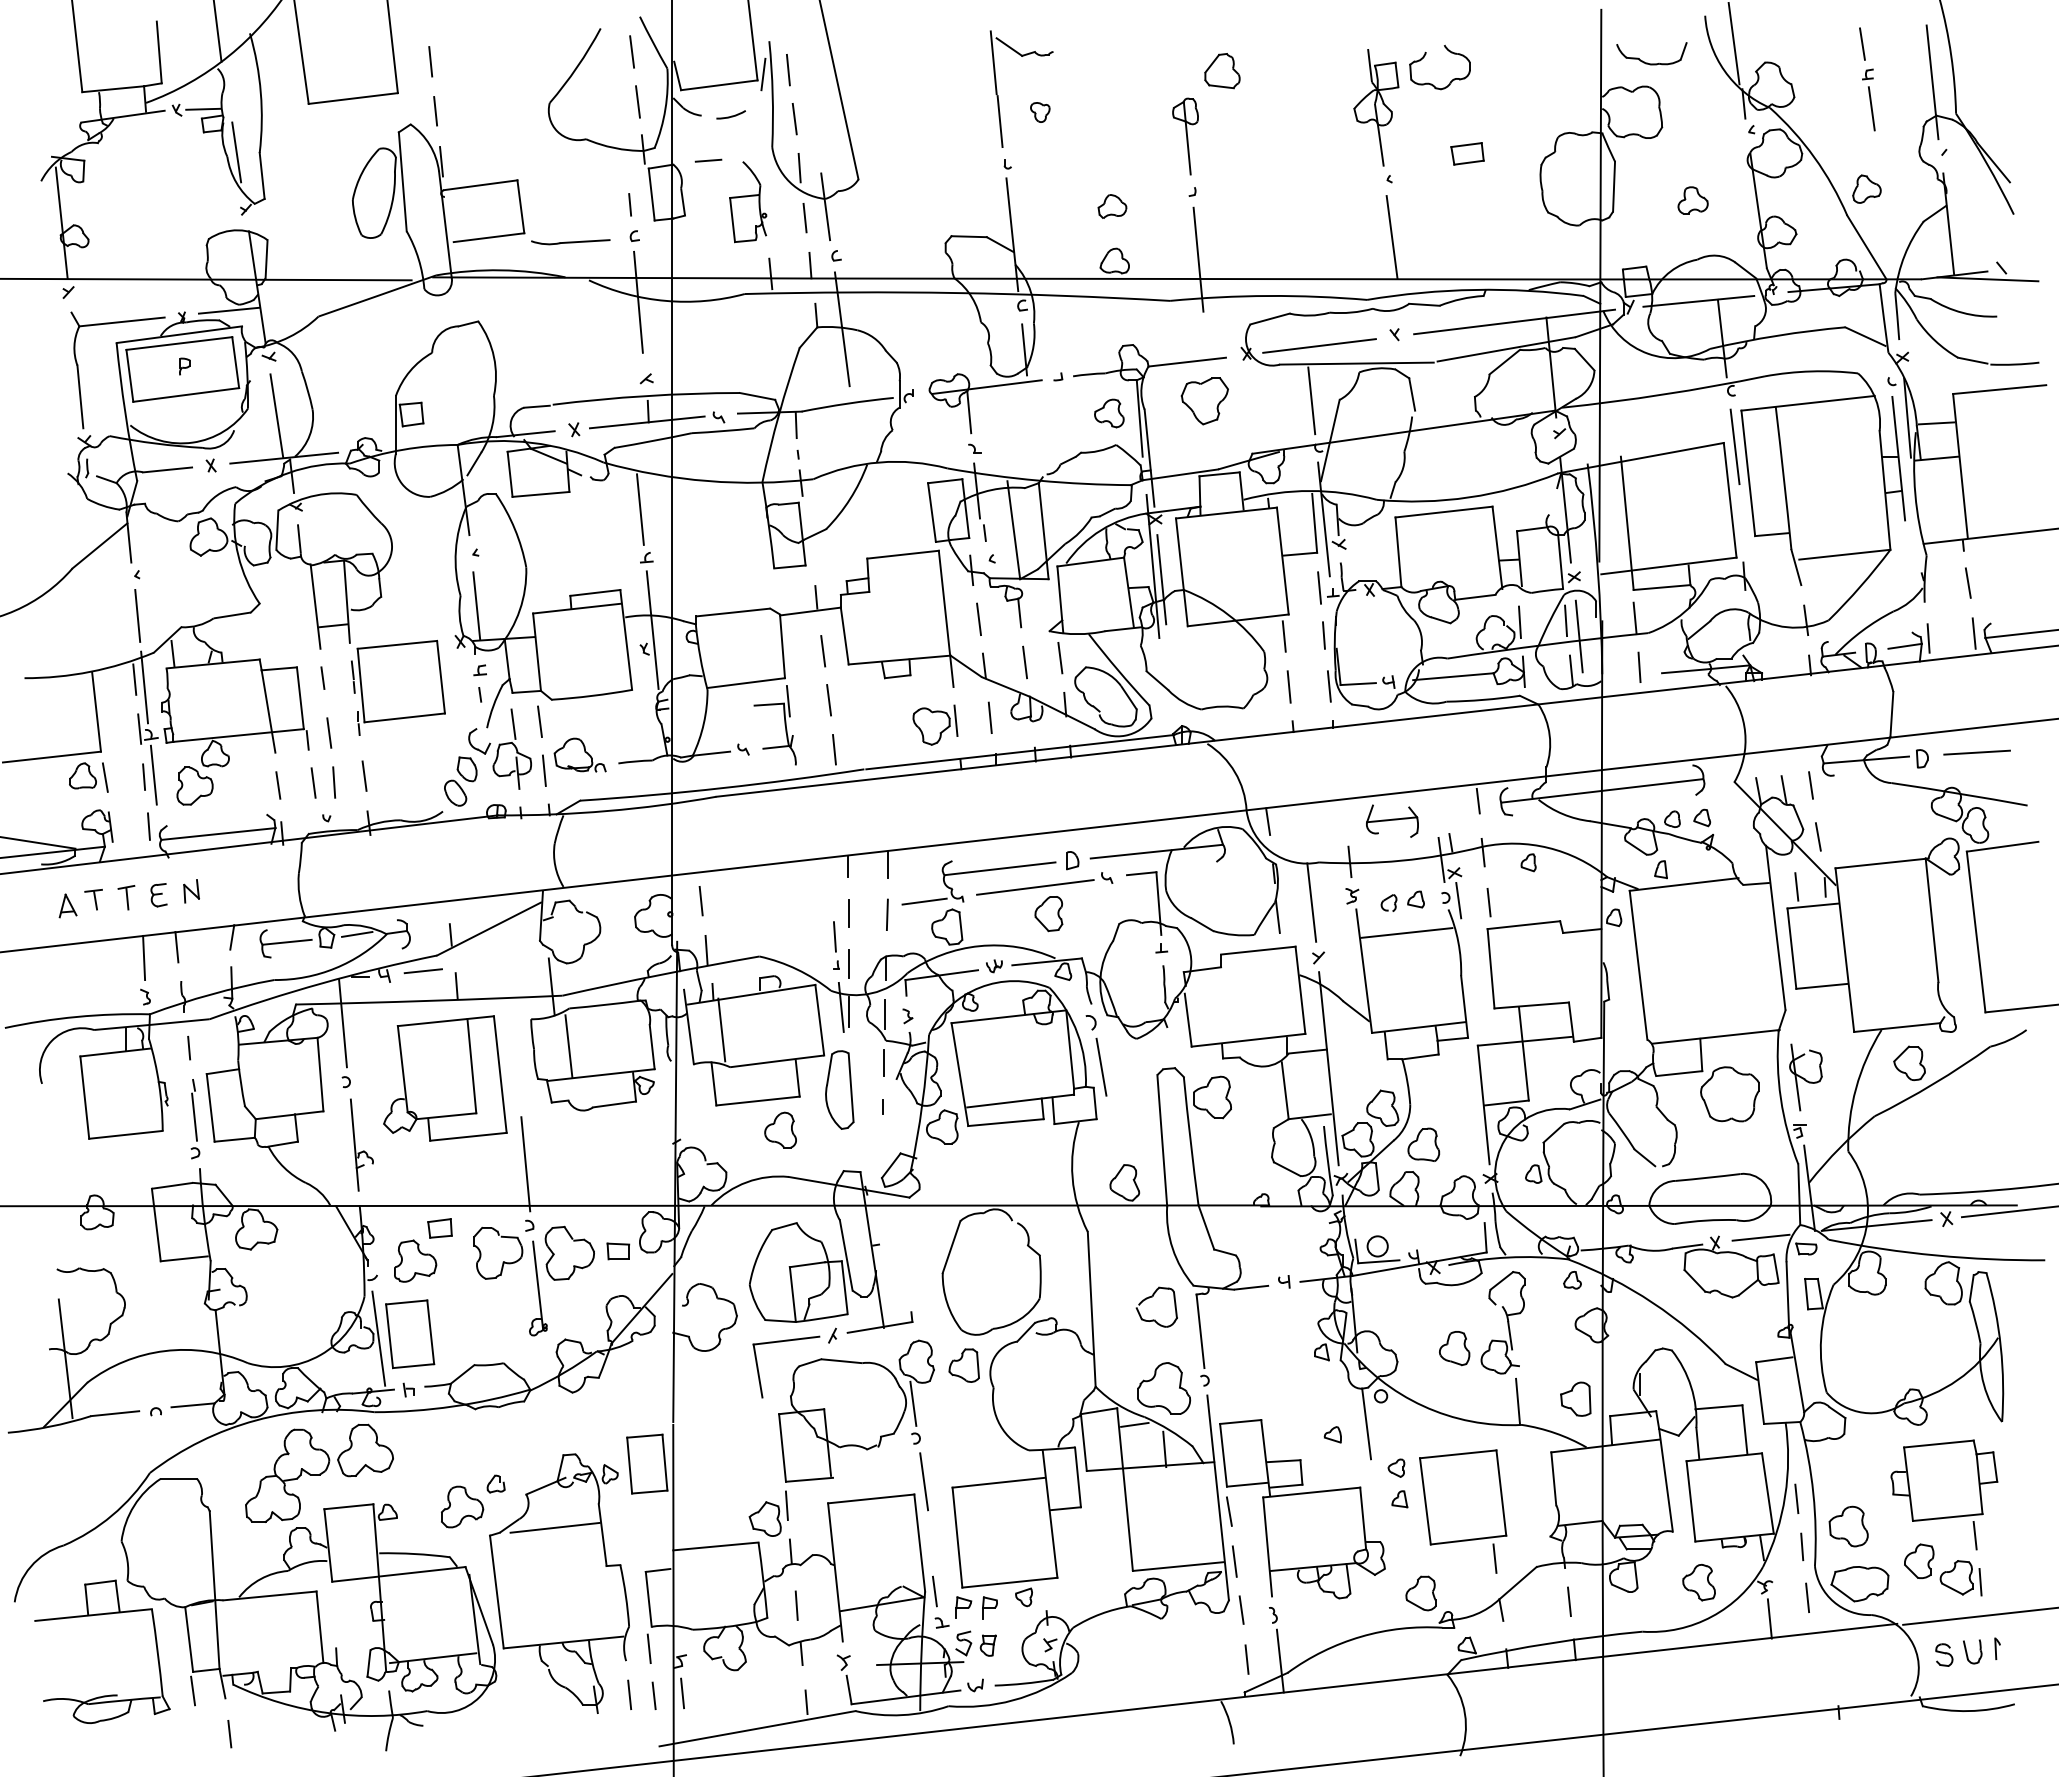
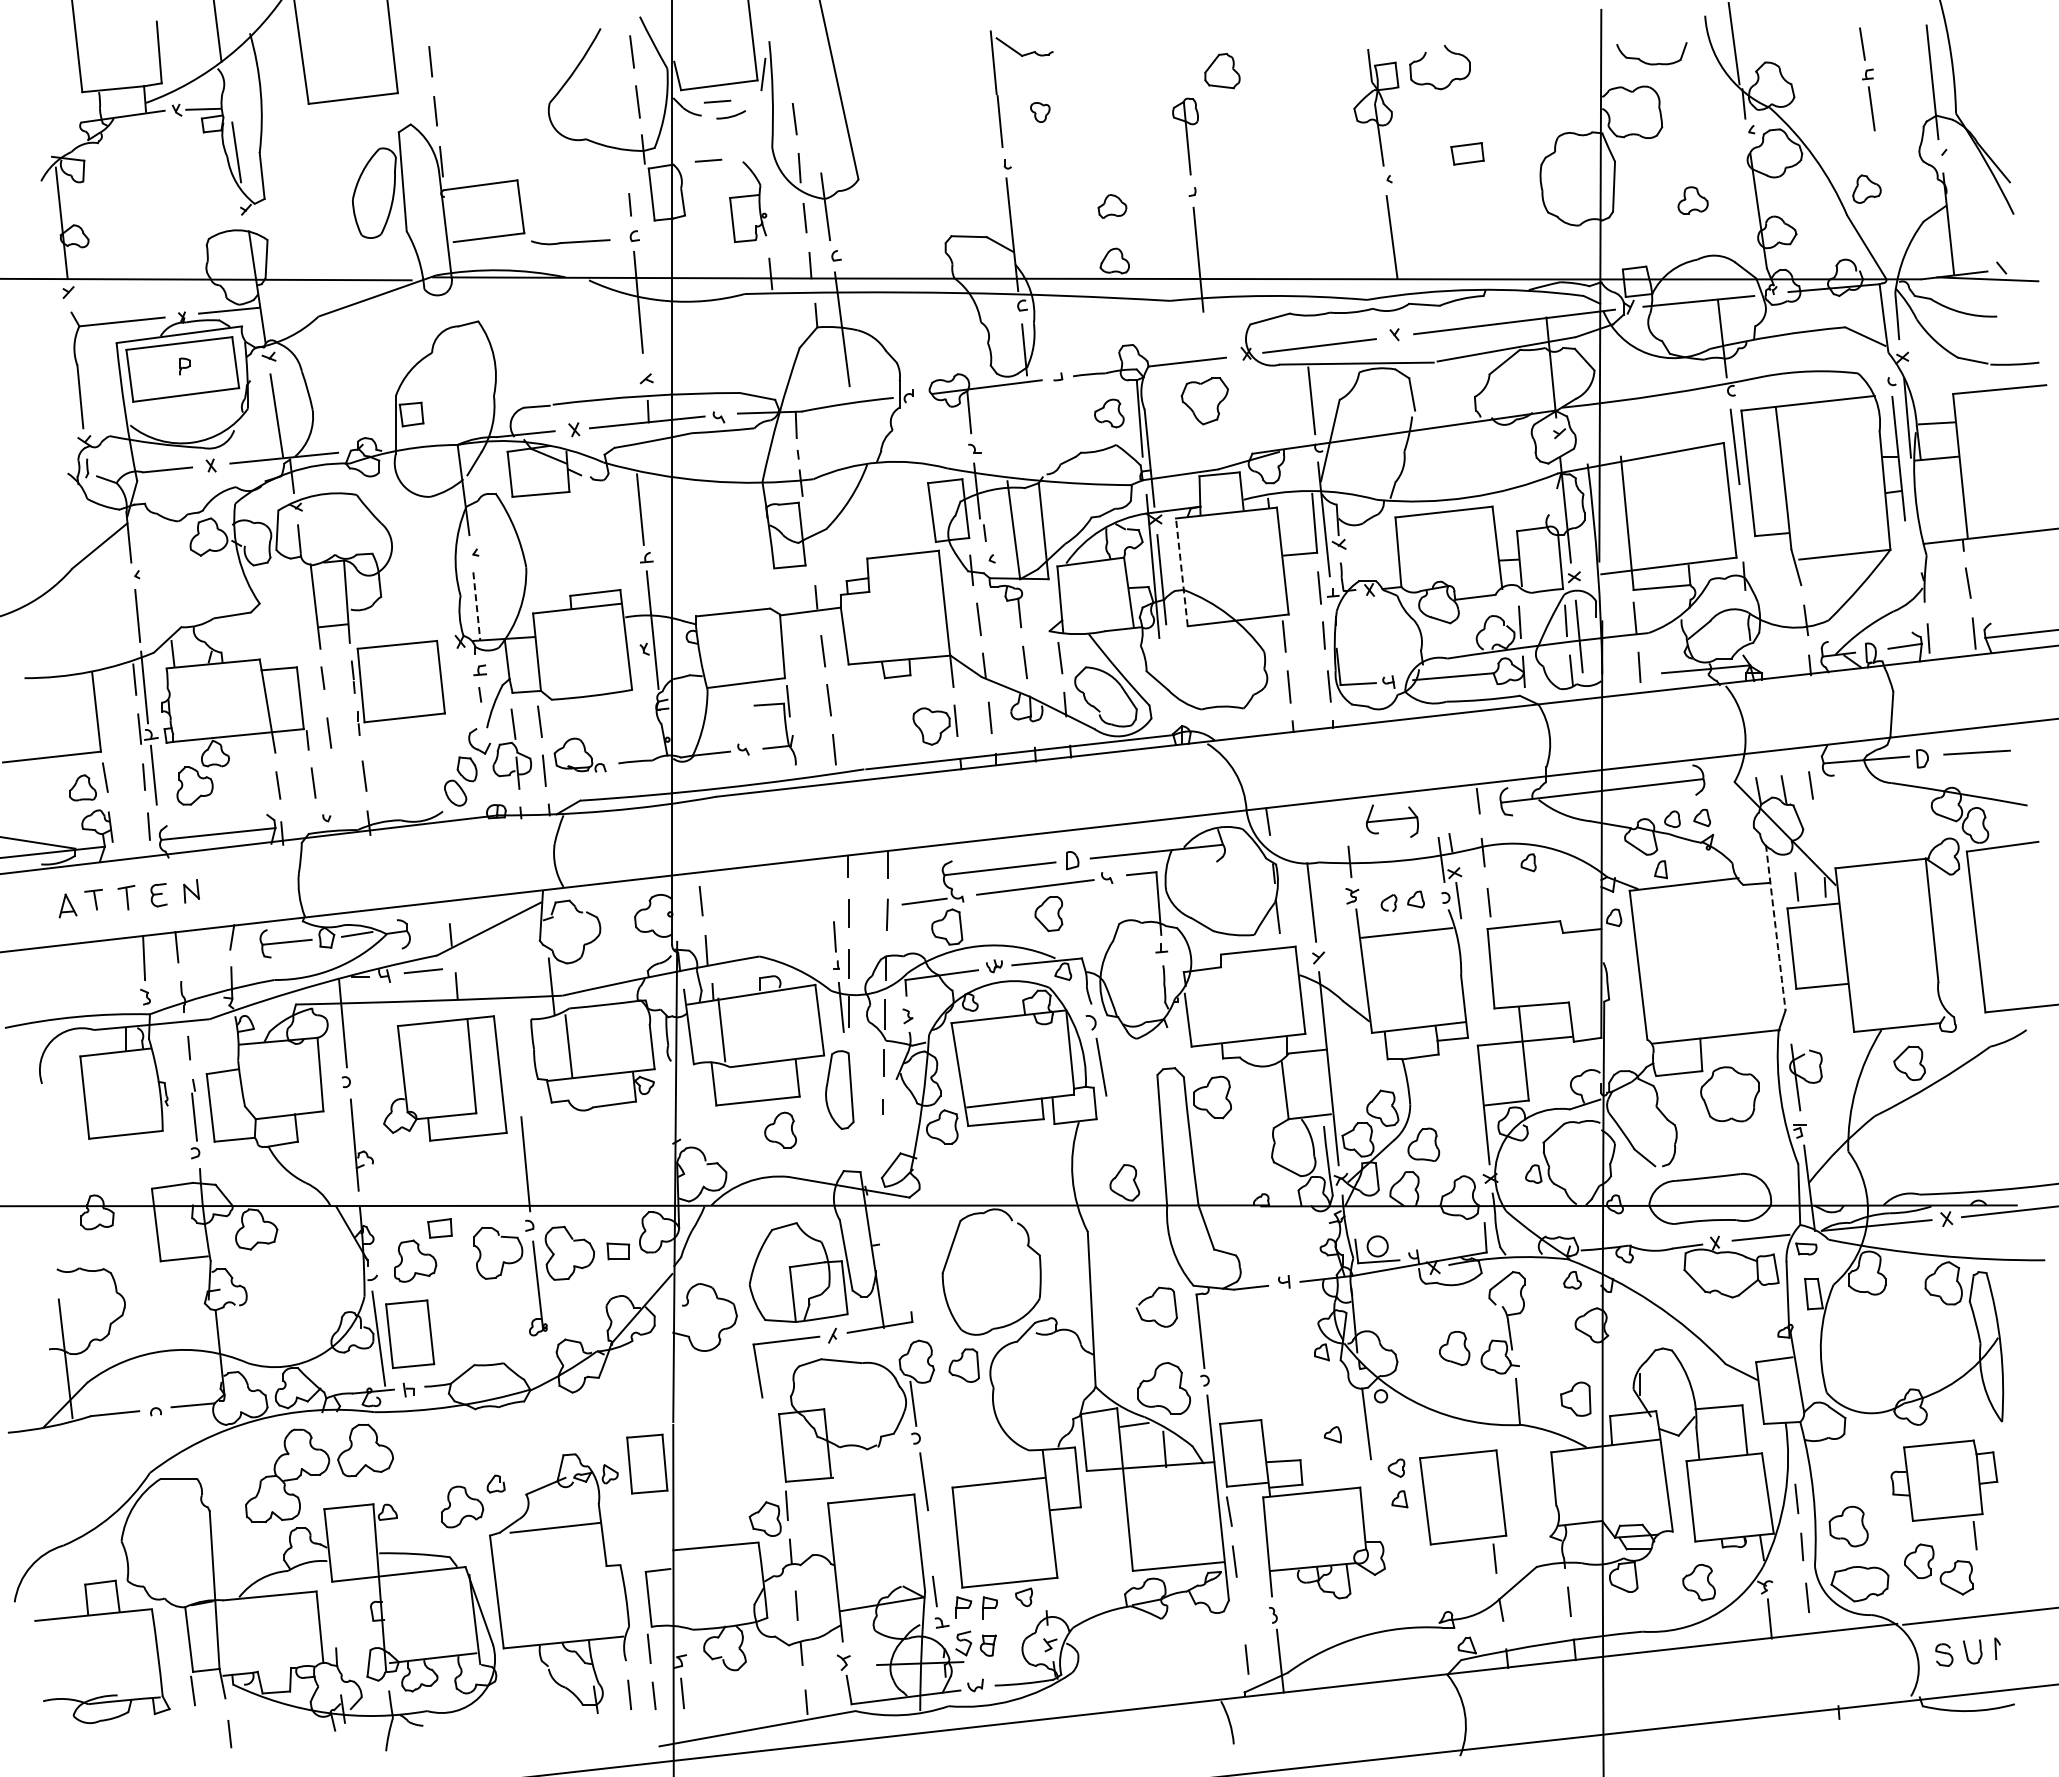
line: present -> none (787, 69)
line: none -> present (717, 101)
line: solid -> dashed (1181, 571)
line: solid -> dashed (476, 606)
part position: (82, 775) -> (82, 787) (82, 787)
line: present -> none (334, 782)
line: present -> none (1817, 836)
arc: solid -> dashed (1775, 927)
line: present -> none (1980, 1581)
part: present -> none (1420, 1593)
line: present -> none (1241, 1609)
